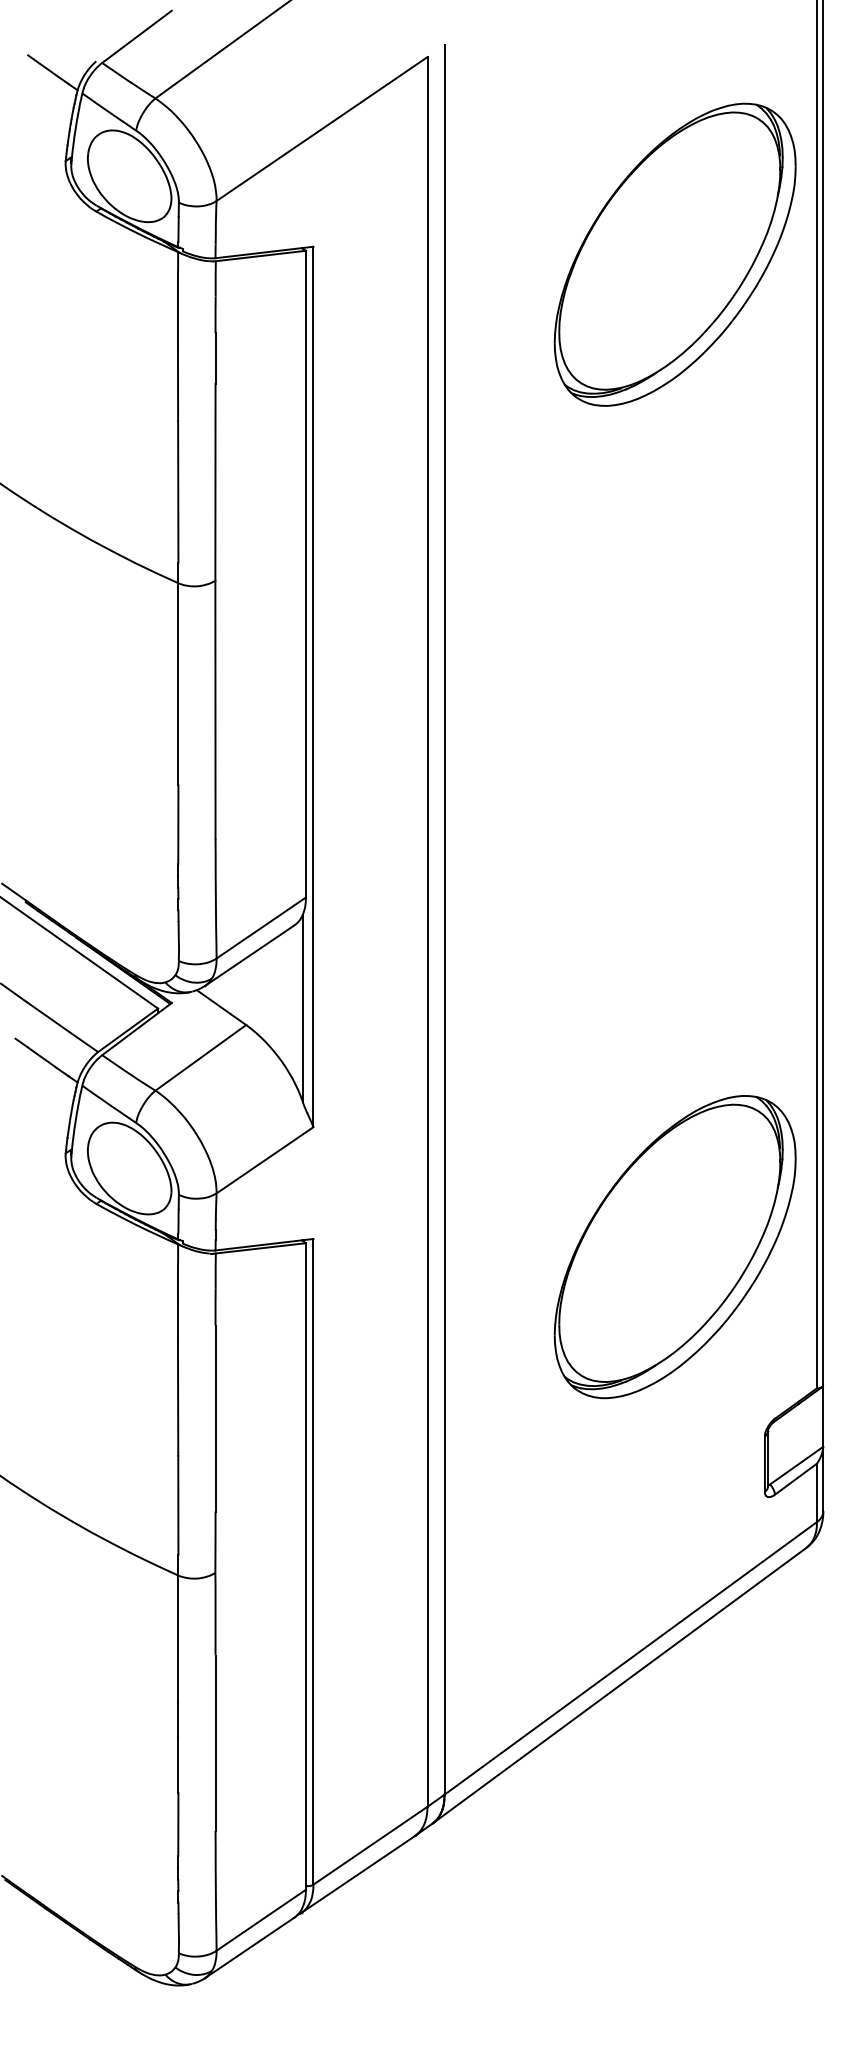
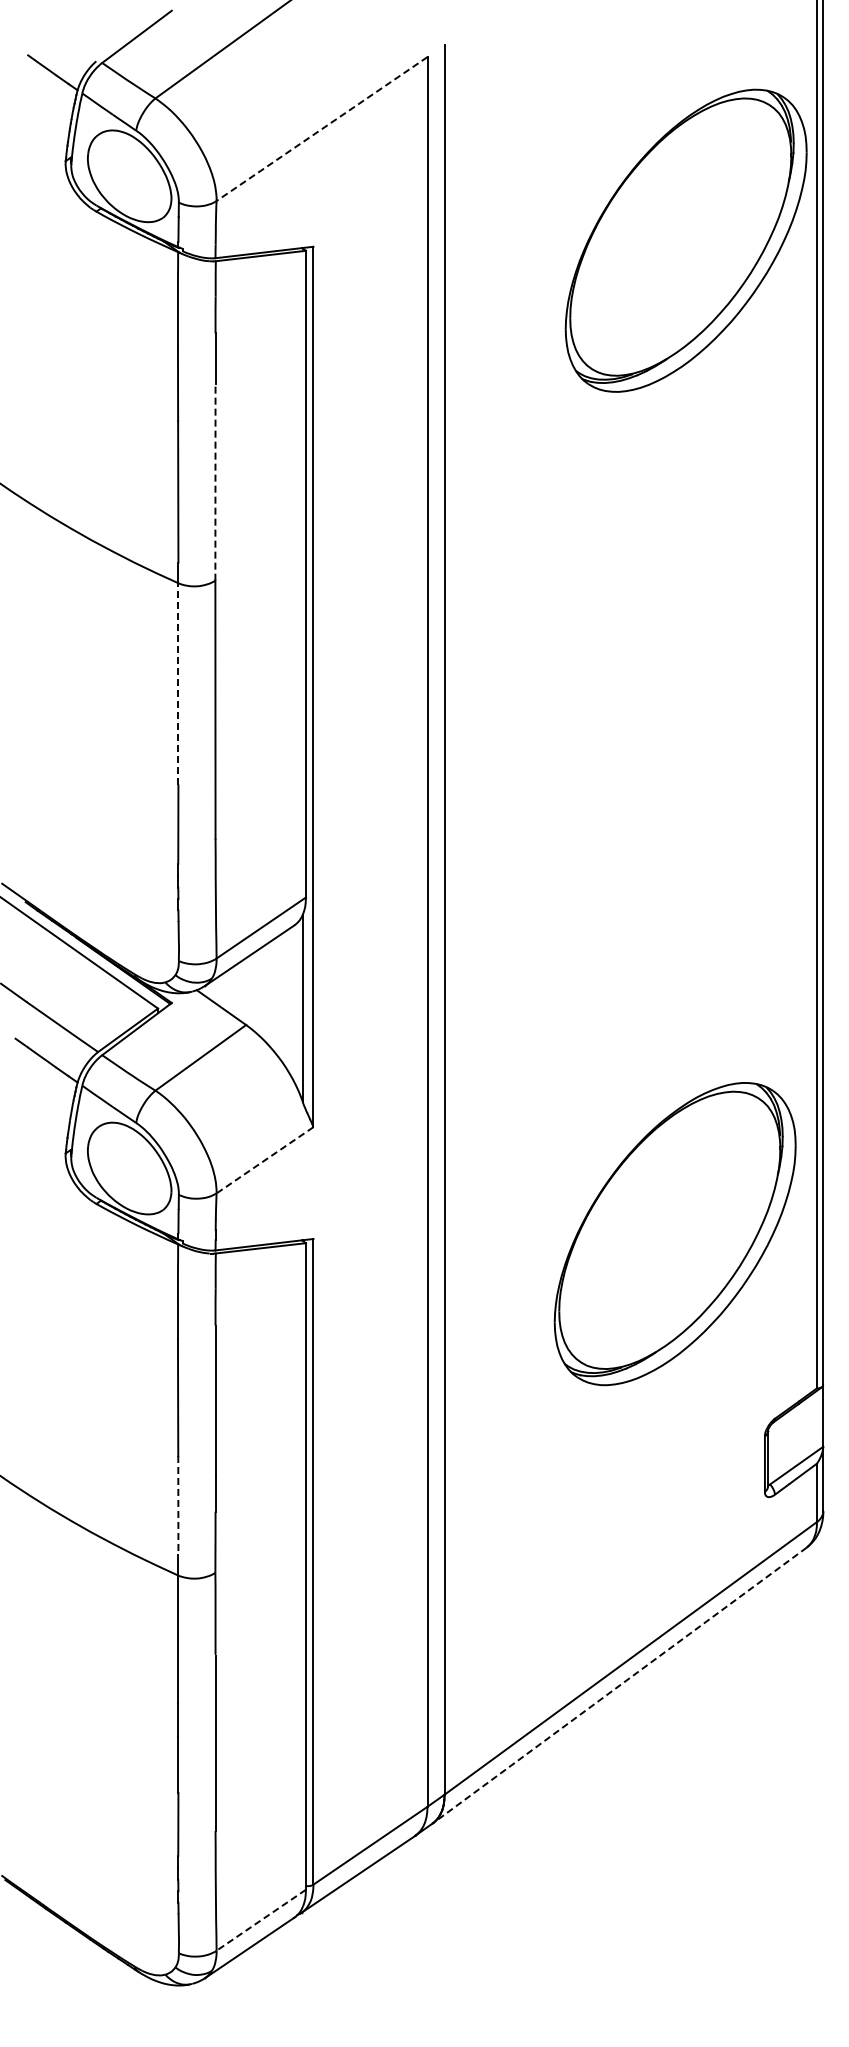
line: solid -> dashed (322, 129)
part position: (674, 254) -> (685, 240) (685, 240)
line: solid -> dashed (215, 481)
line: solid -> dashed (178, 683)
line: solid -> dashed (265, 1160)
part position: (674, 1247) -> (674, 1234) (674, 1234)
line: solid -> dashed (178, 1505)
line: solid -> dashed (619, 1685)
line: solid -> dashed (260, 1920)
